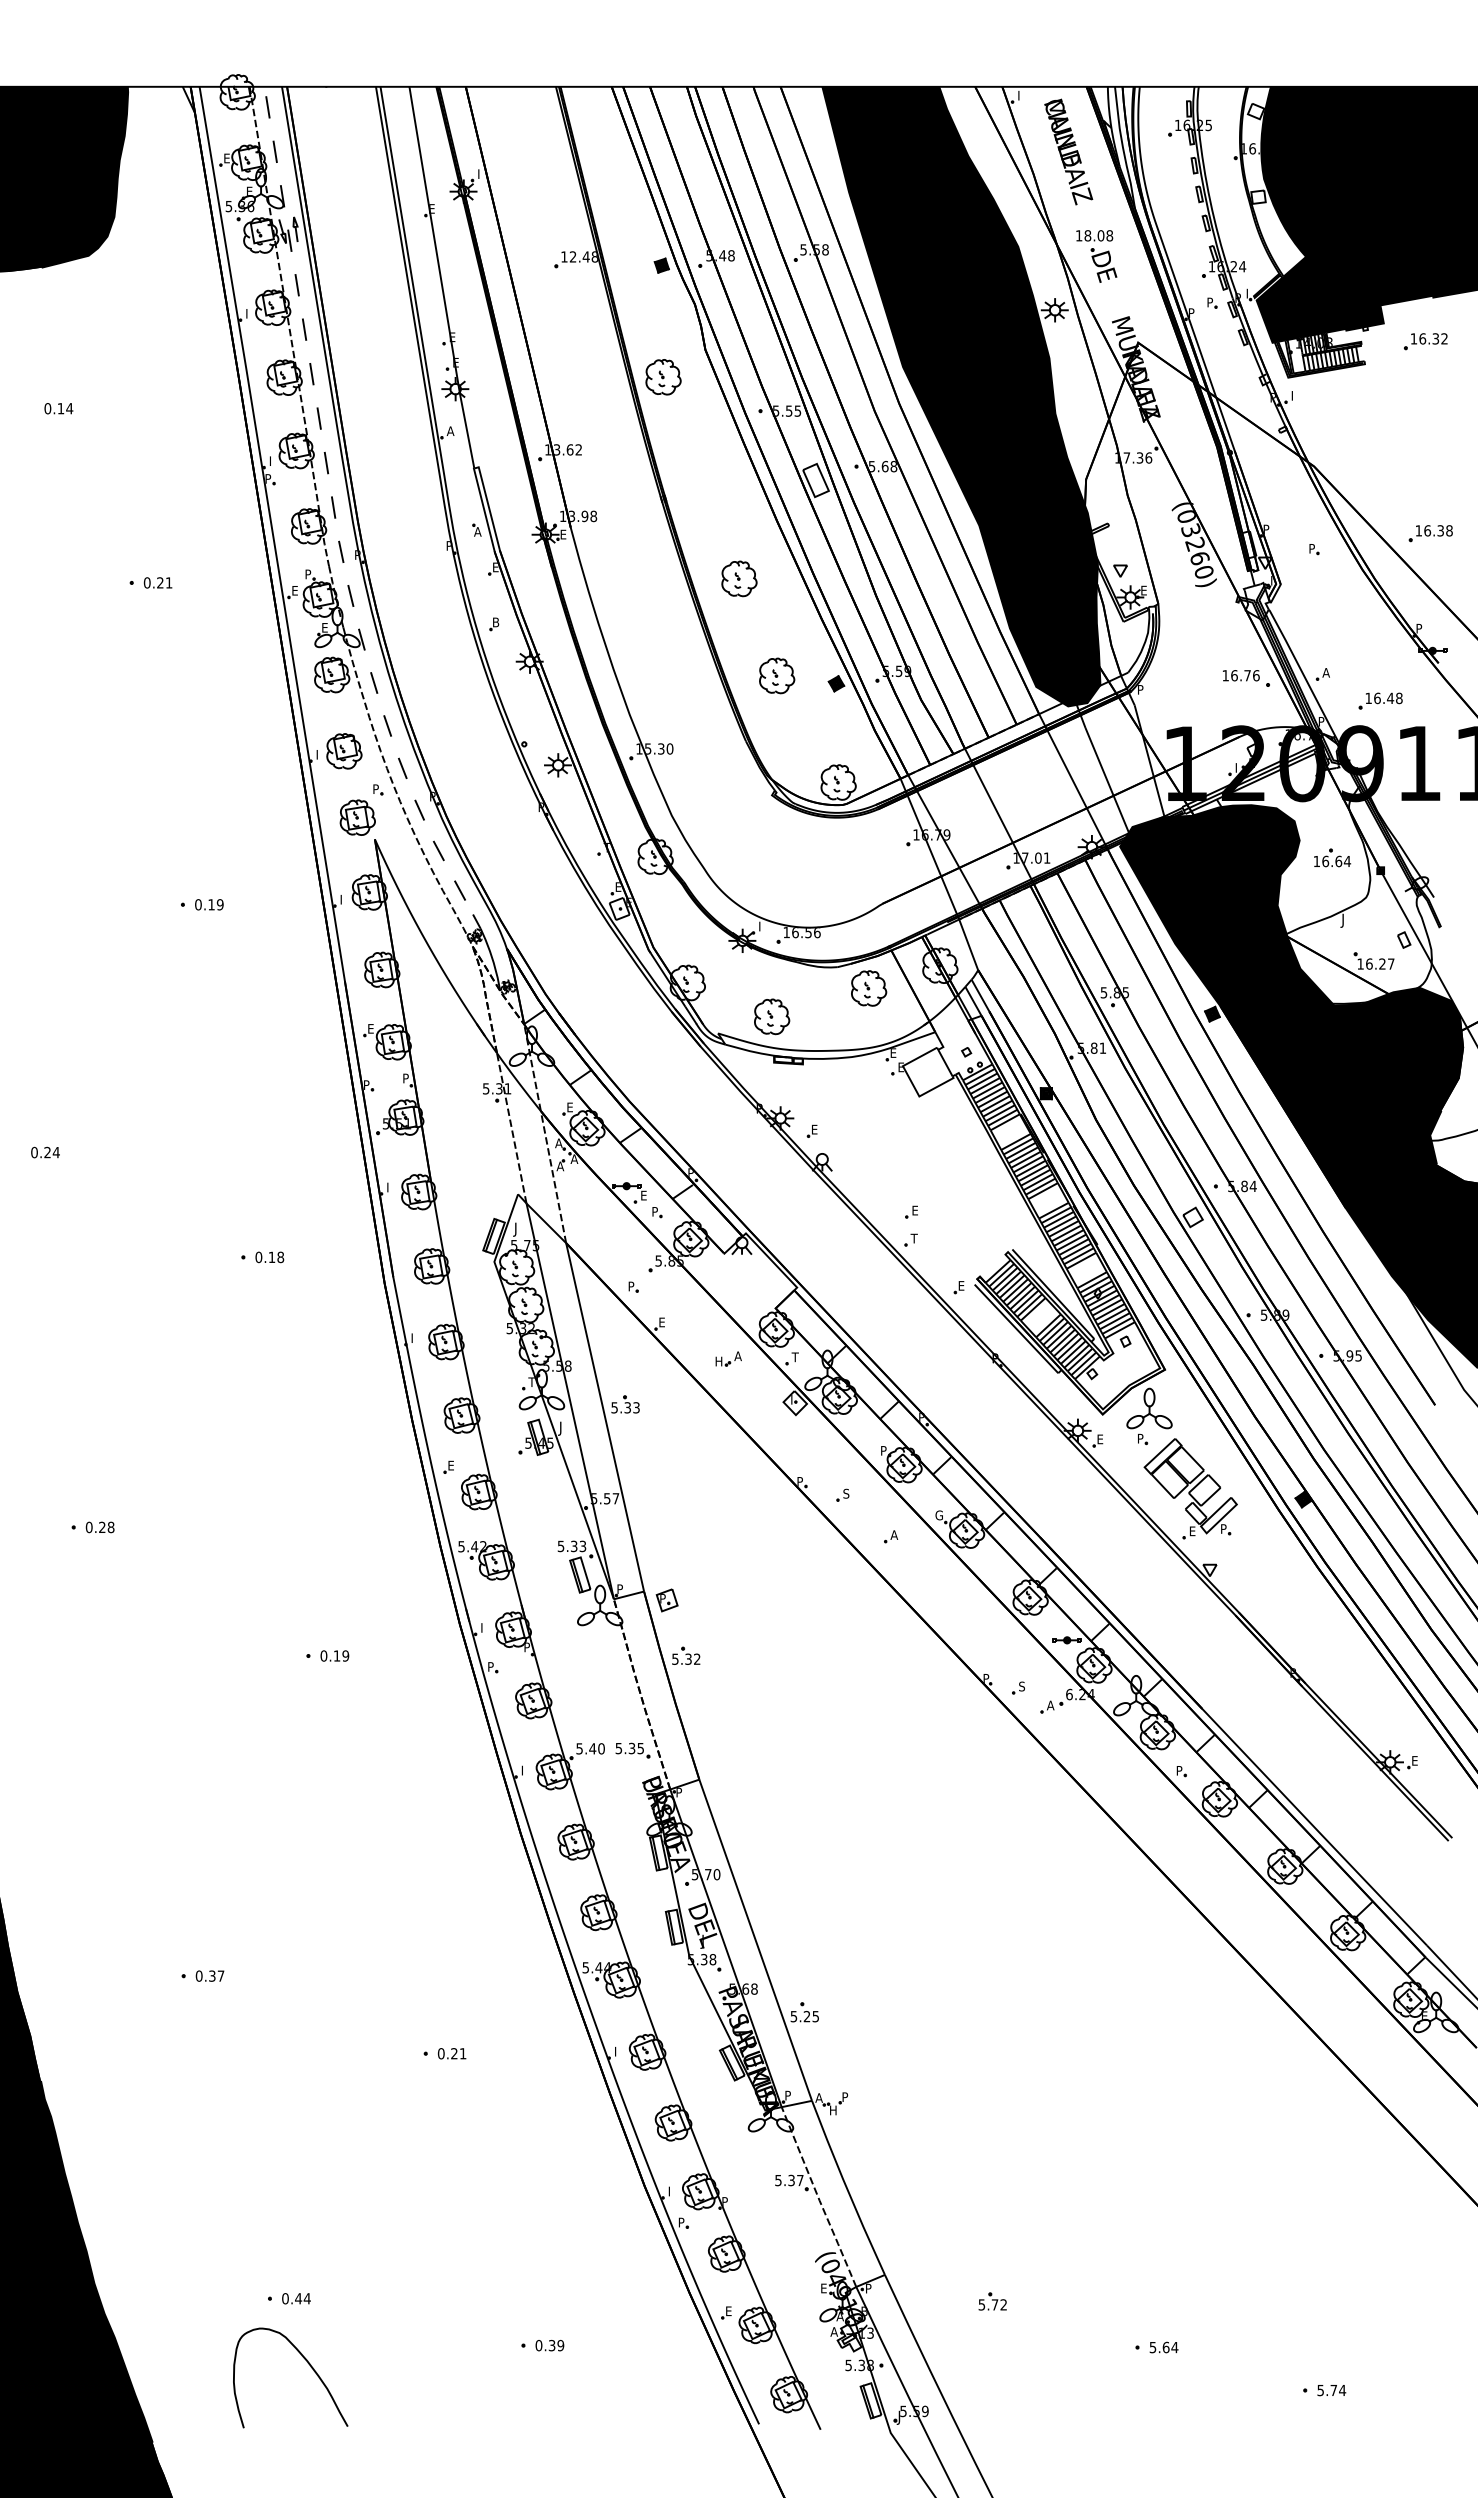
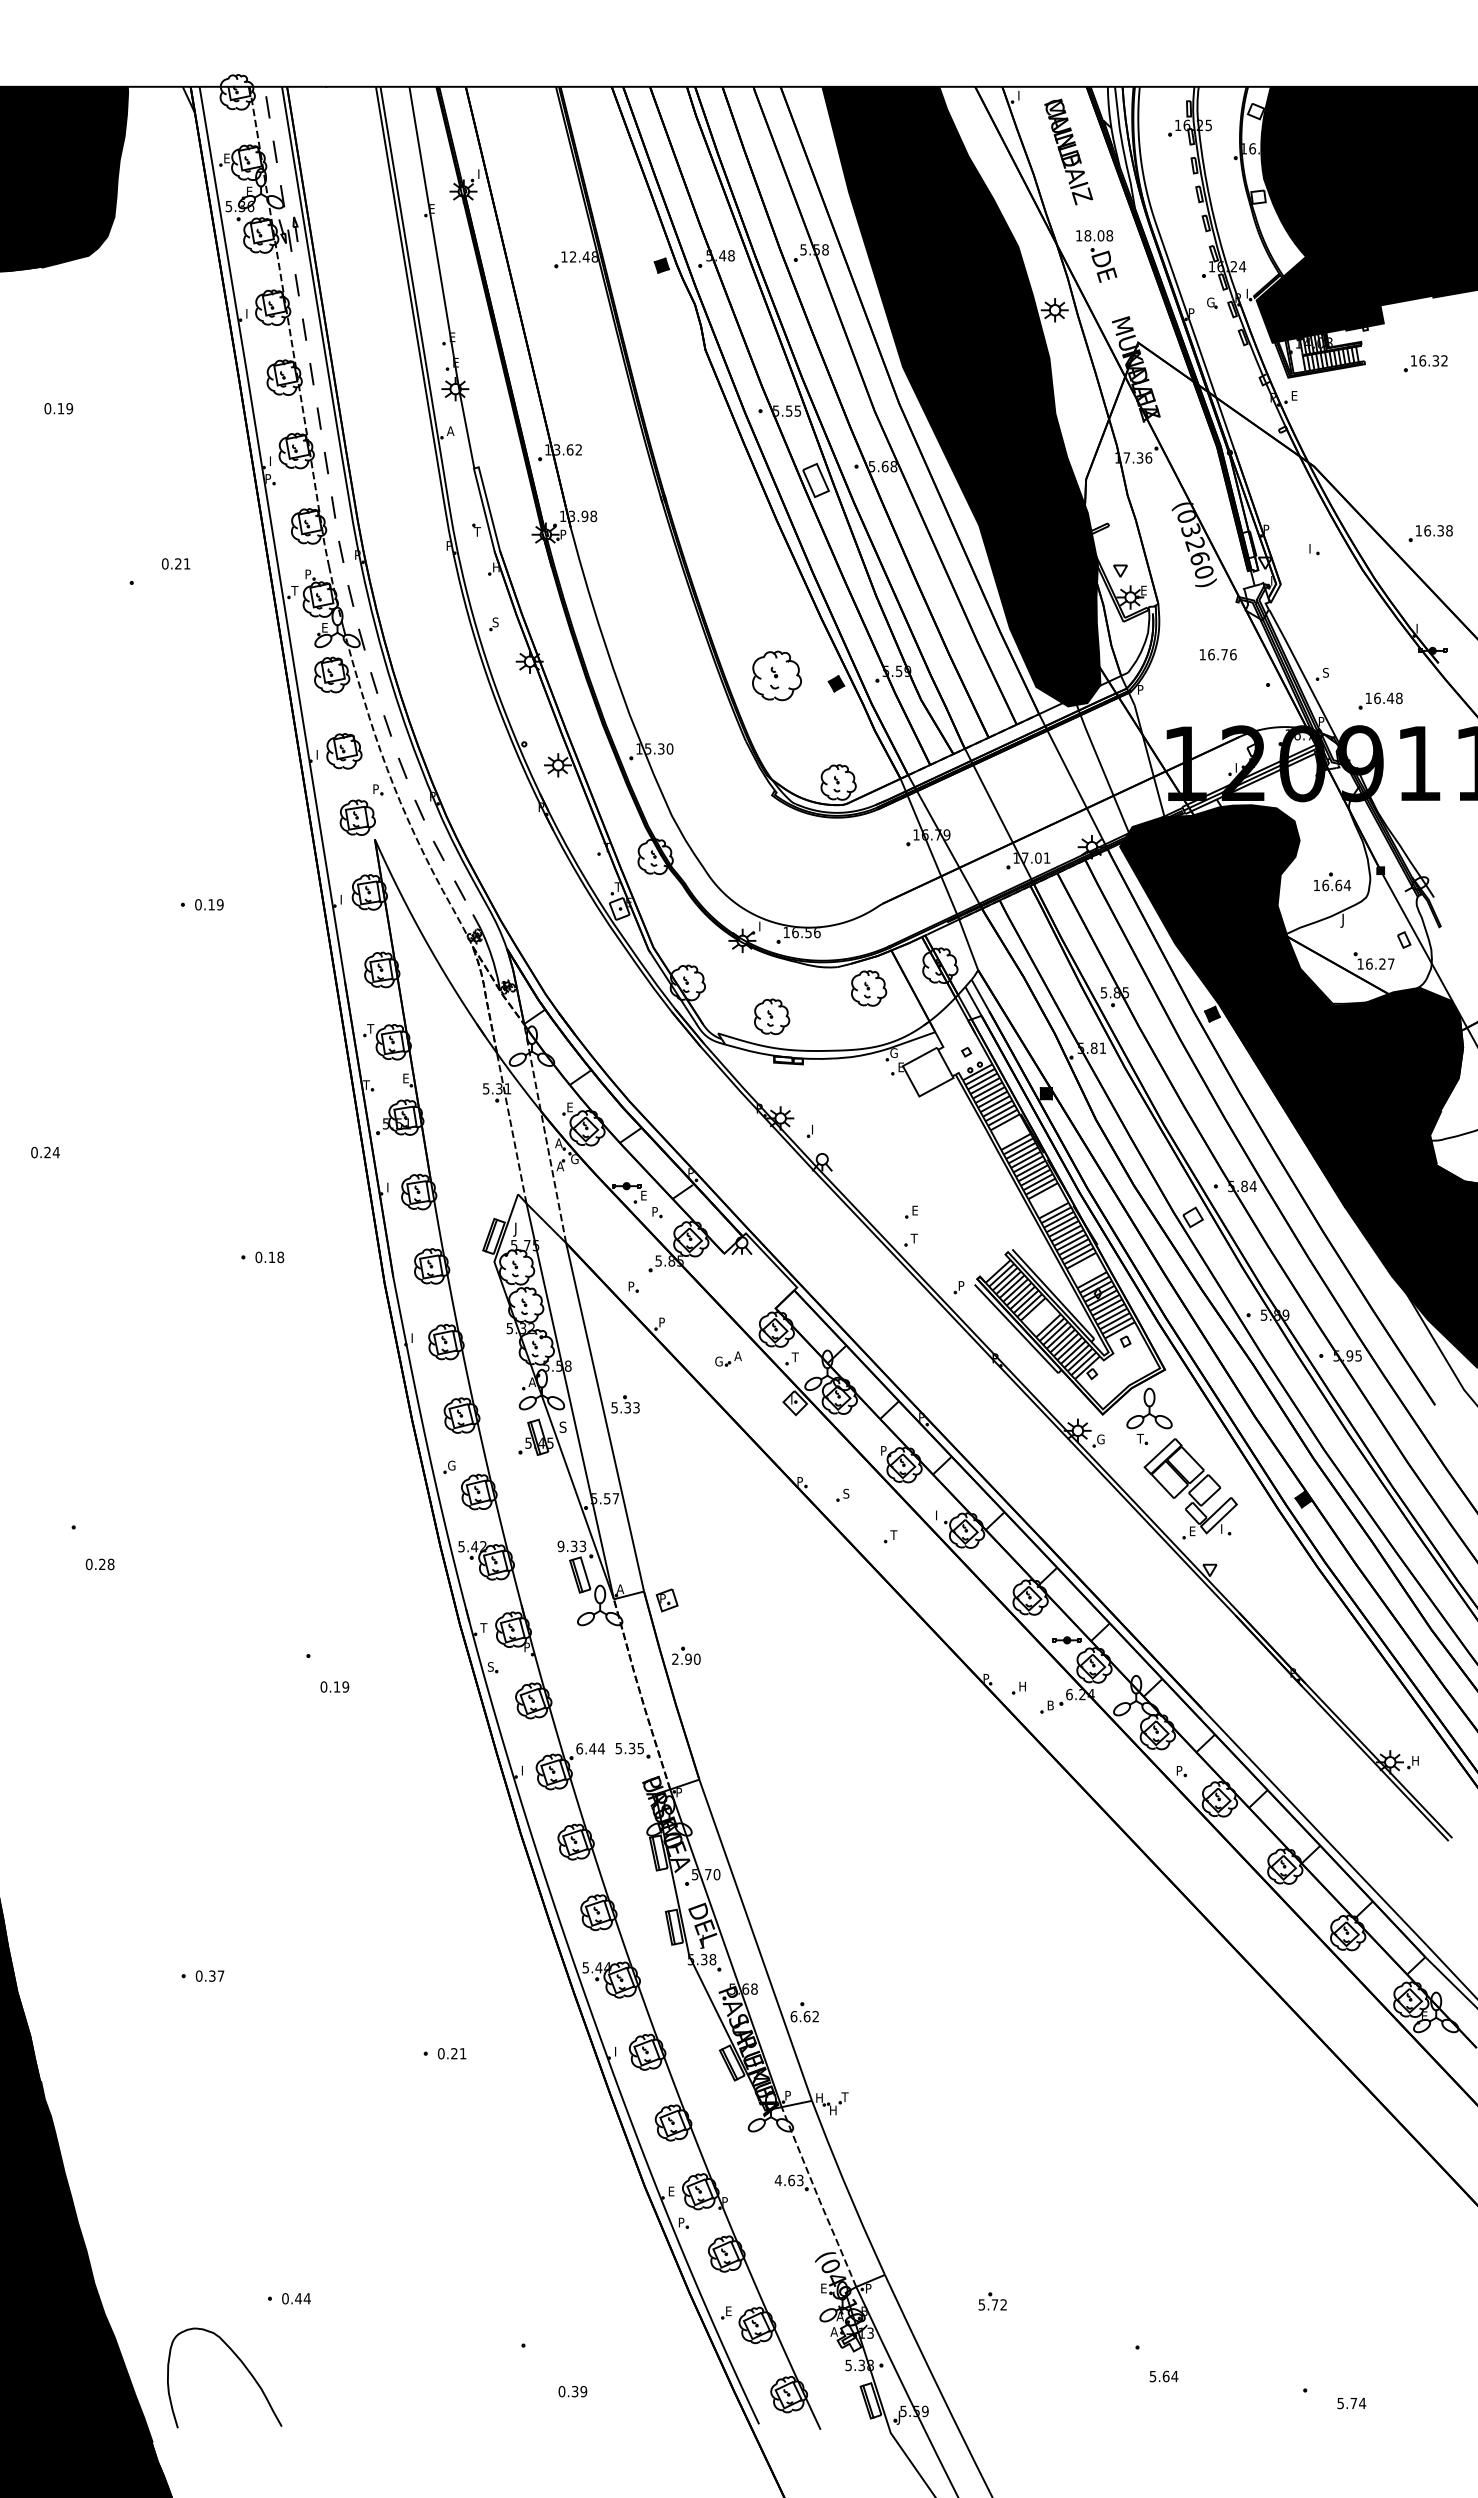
text: P -> G (1210, 302)
part position: (1425, 341) -> (1425, 363) (1425, 363)
part: present -> none (663, 377)
text: I -> E (1295, 395)
text: 0.14 -> 0.19 (69, 408)
text: A -> T (477, 531)
text: E -> P (564, 534)
text: P -> I (1312, 546)
text: E -> H (496, 567)
part: present -> none (739, 578)
text position: (157, 582) -> (175, 563) (175, 563)
text: E -> T (294, 590)
text: B -> S (495, 622)
text: P -> I (1419, 626)
text: A -> S (1325, 672)
part size: 37x38 px -> 50x52 px (776, 675)
text position: (1241, 675) -> (1218, 654) (1218, 654)
part position: (1332, 857) -> (1332, 881) (1332, 881)
text: E -> T (617, 886)
text: E -> T (370, 1028)
text: E -> G (893, 1053)
text: P -> E (406, 1078)
text: P -> T (365, 1084)
text: E -> I (815, 1129)
text: A -> G (574, 1159)
text: E -> P (962, 1285)
text: E -> P (662, 1322)
text: H -> G (718, 1361)
text: T -> A (532, 1381)
text: J -> S (562, 1428)
text: P -> T (1139, 1438)
text: E -> G (1100, 1439)
text: E -> G (451, 1465)
text: G -> I (938, 1515)
text: P -> I (1224, 1526)
text position: (99, 1527) -> (99, 1564) (99, 1564)
text: A -> T (894, 1534)
text: 5.33 -> 9.33 (560, 1545)
text: P -> A (620, 1588)
text: I -> T (483, 1627)
text position: (334, 1655) -> (334, 1686) (334, 1686)
text: 5.32 -> 2.90 (686, 1658)
text: P -> S (490, 1666)
text: S -> H (1022, 1686)
text: A -> B (1050, 1705)
text: 5.40 -> 6.44 (590, 1748)
text: E -> H (1415, 1760)
text: 5.25 -> 6.62 (804, 2016)
text: P -> T (844, 2096)
text: A -> H (818, 2097)
text: 5.37 -> 4.63 (788, 2180)
text: I -> E (672, 2191)
text position: (549, 2345) -> (572, 2391) (572, 2391)
text position: (1163, 2347) -> (1163, 2376) (1163, 2376)
curve position: (307, 2363) -> (241, 2363) (241, 2363)
text position: (1331, 2390) -> (1351, 2403) (1351, 2403)
